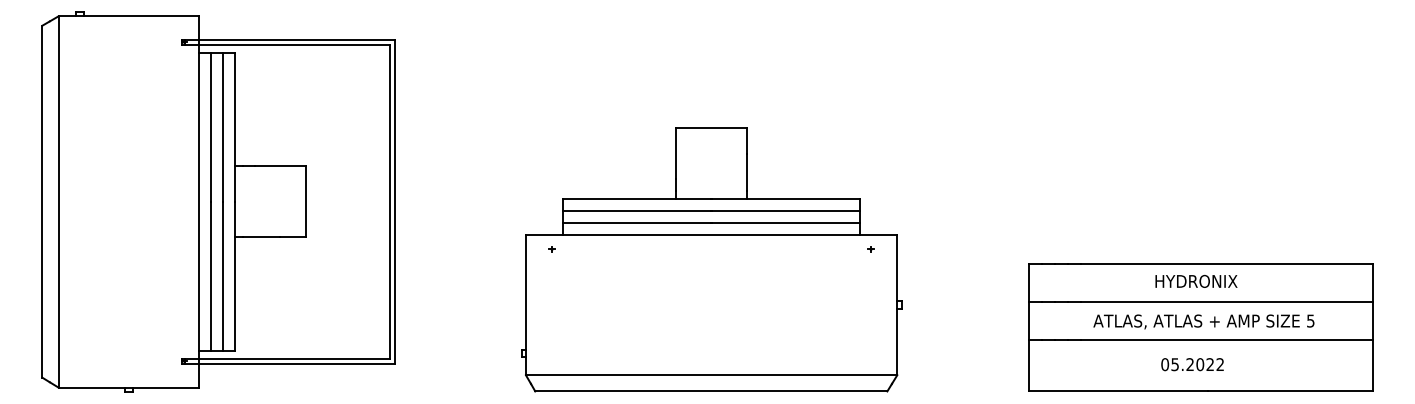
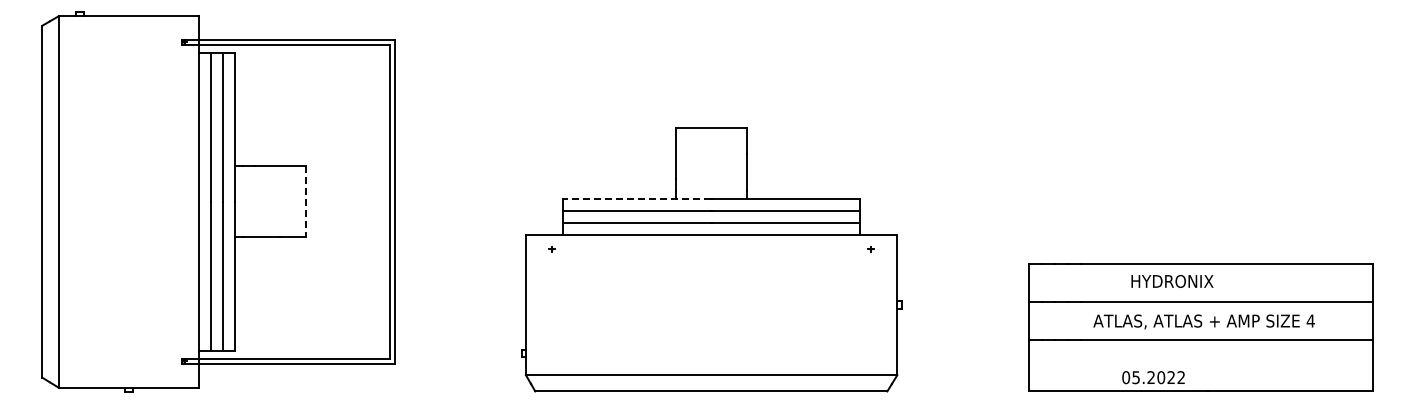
line: solid -> dashed (636, 199)
line: solid -> dashed (305, 202)
text position: (1196, 280) -> (1172, 280) (1172, 280)
text: 5 -> 4 (1310, 320)
text position: (1192, 364) -> (1153, 377) (1153, 377)
